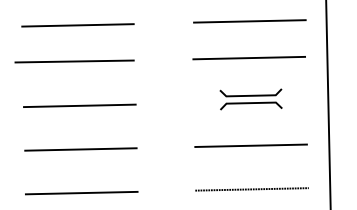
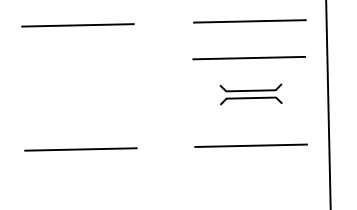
line: present -> none (74, 61)
part position: (250, 99) -> (250, 94) (250, 94)
line: present -> none (79, 105)
line: present -> none (251, 189)
line: present -> none (81, 193)
